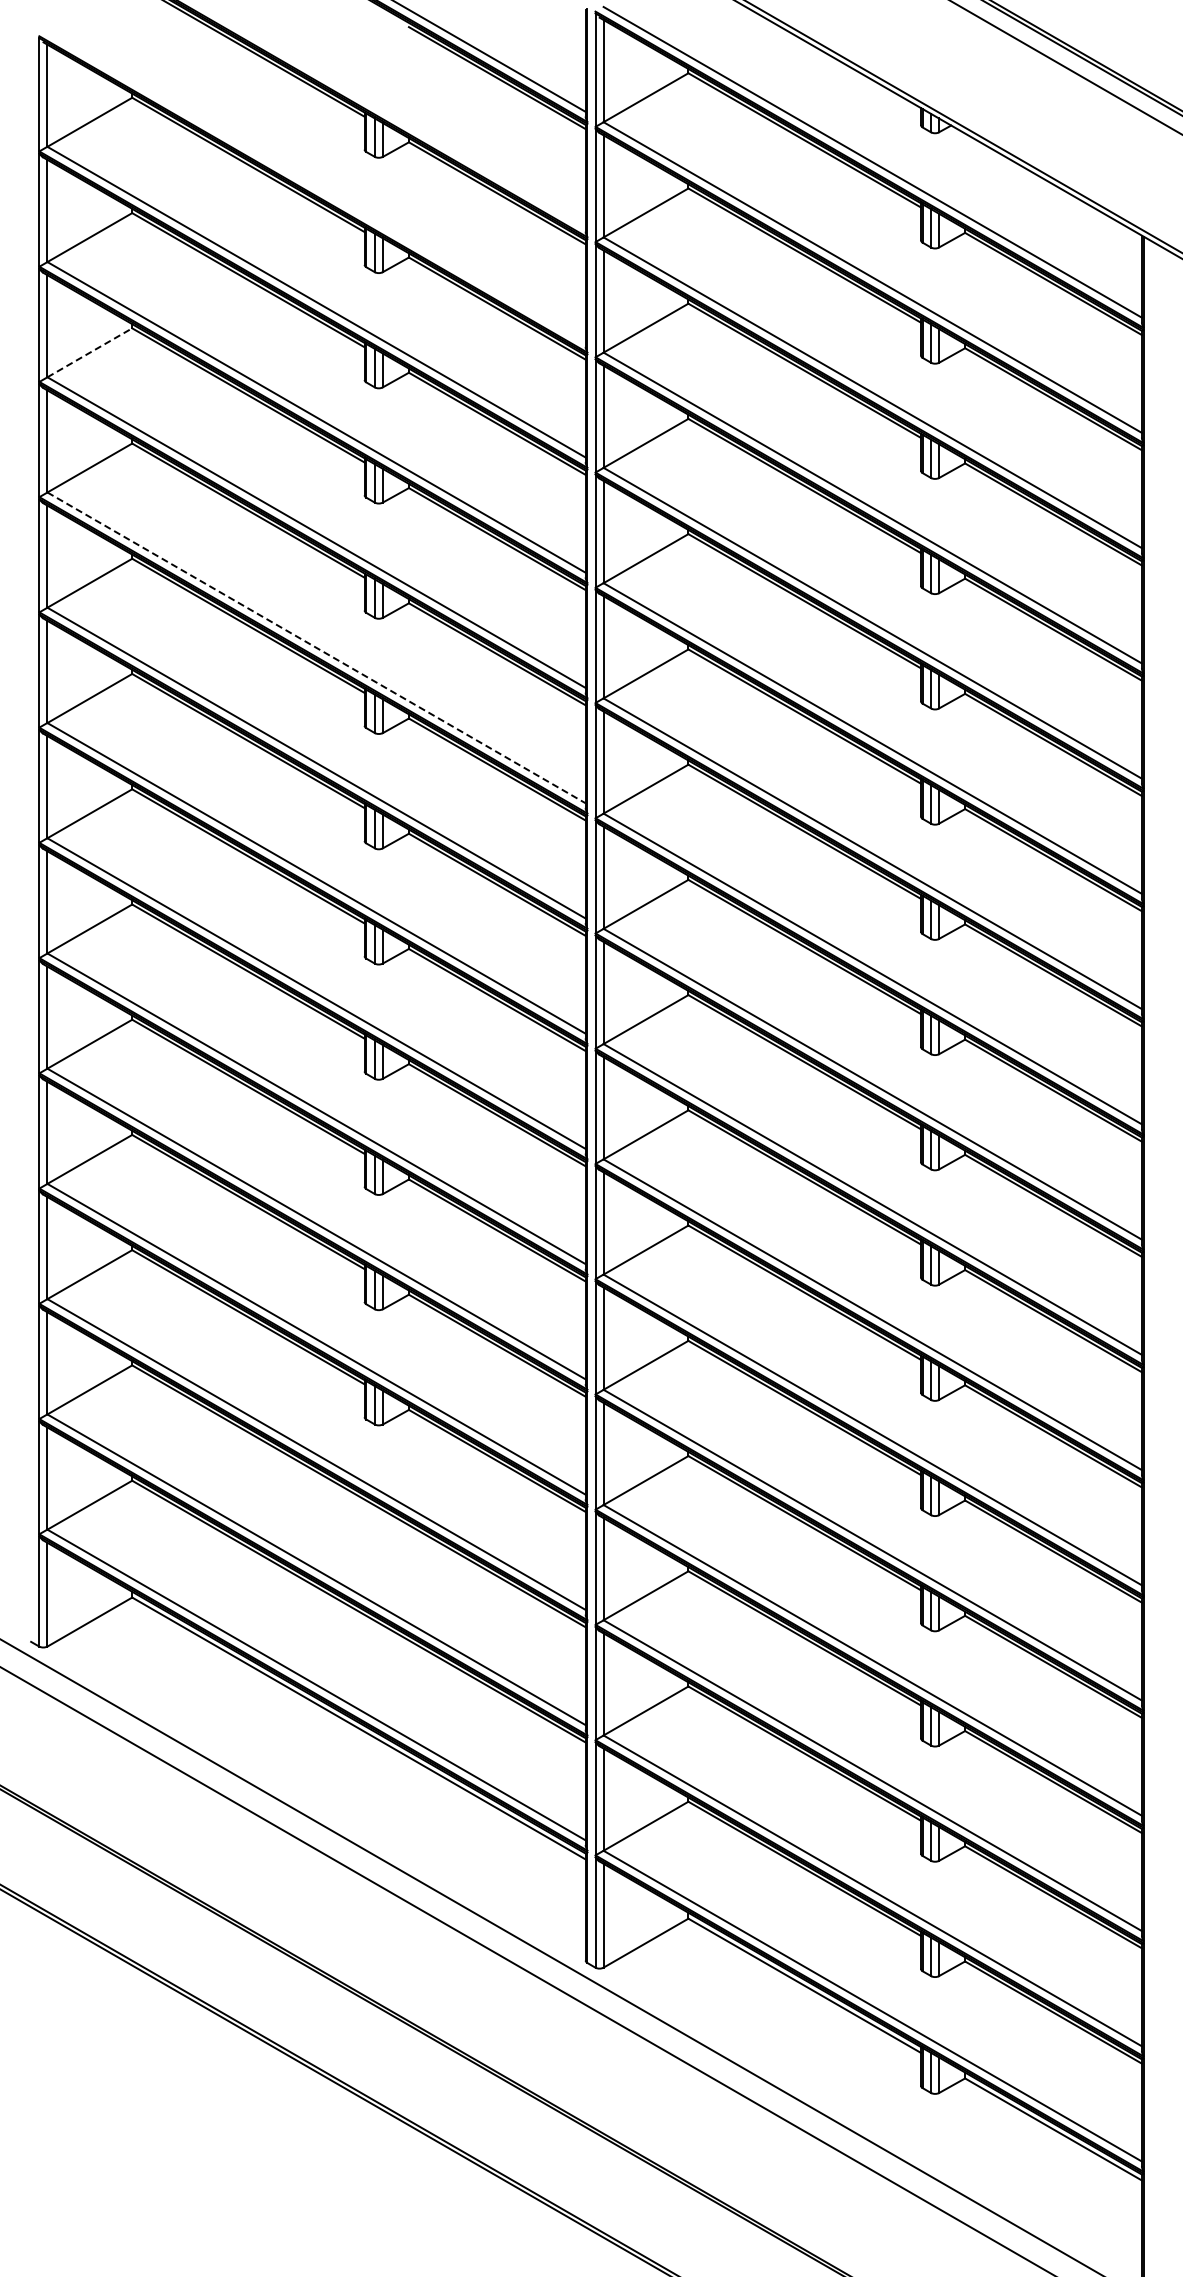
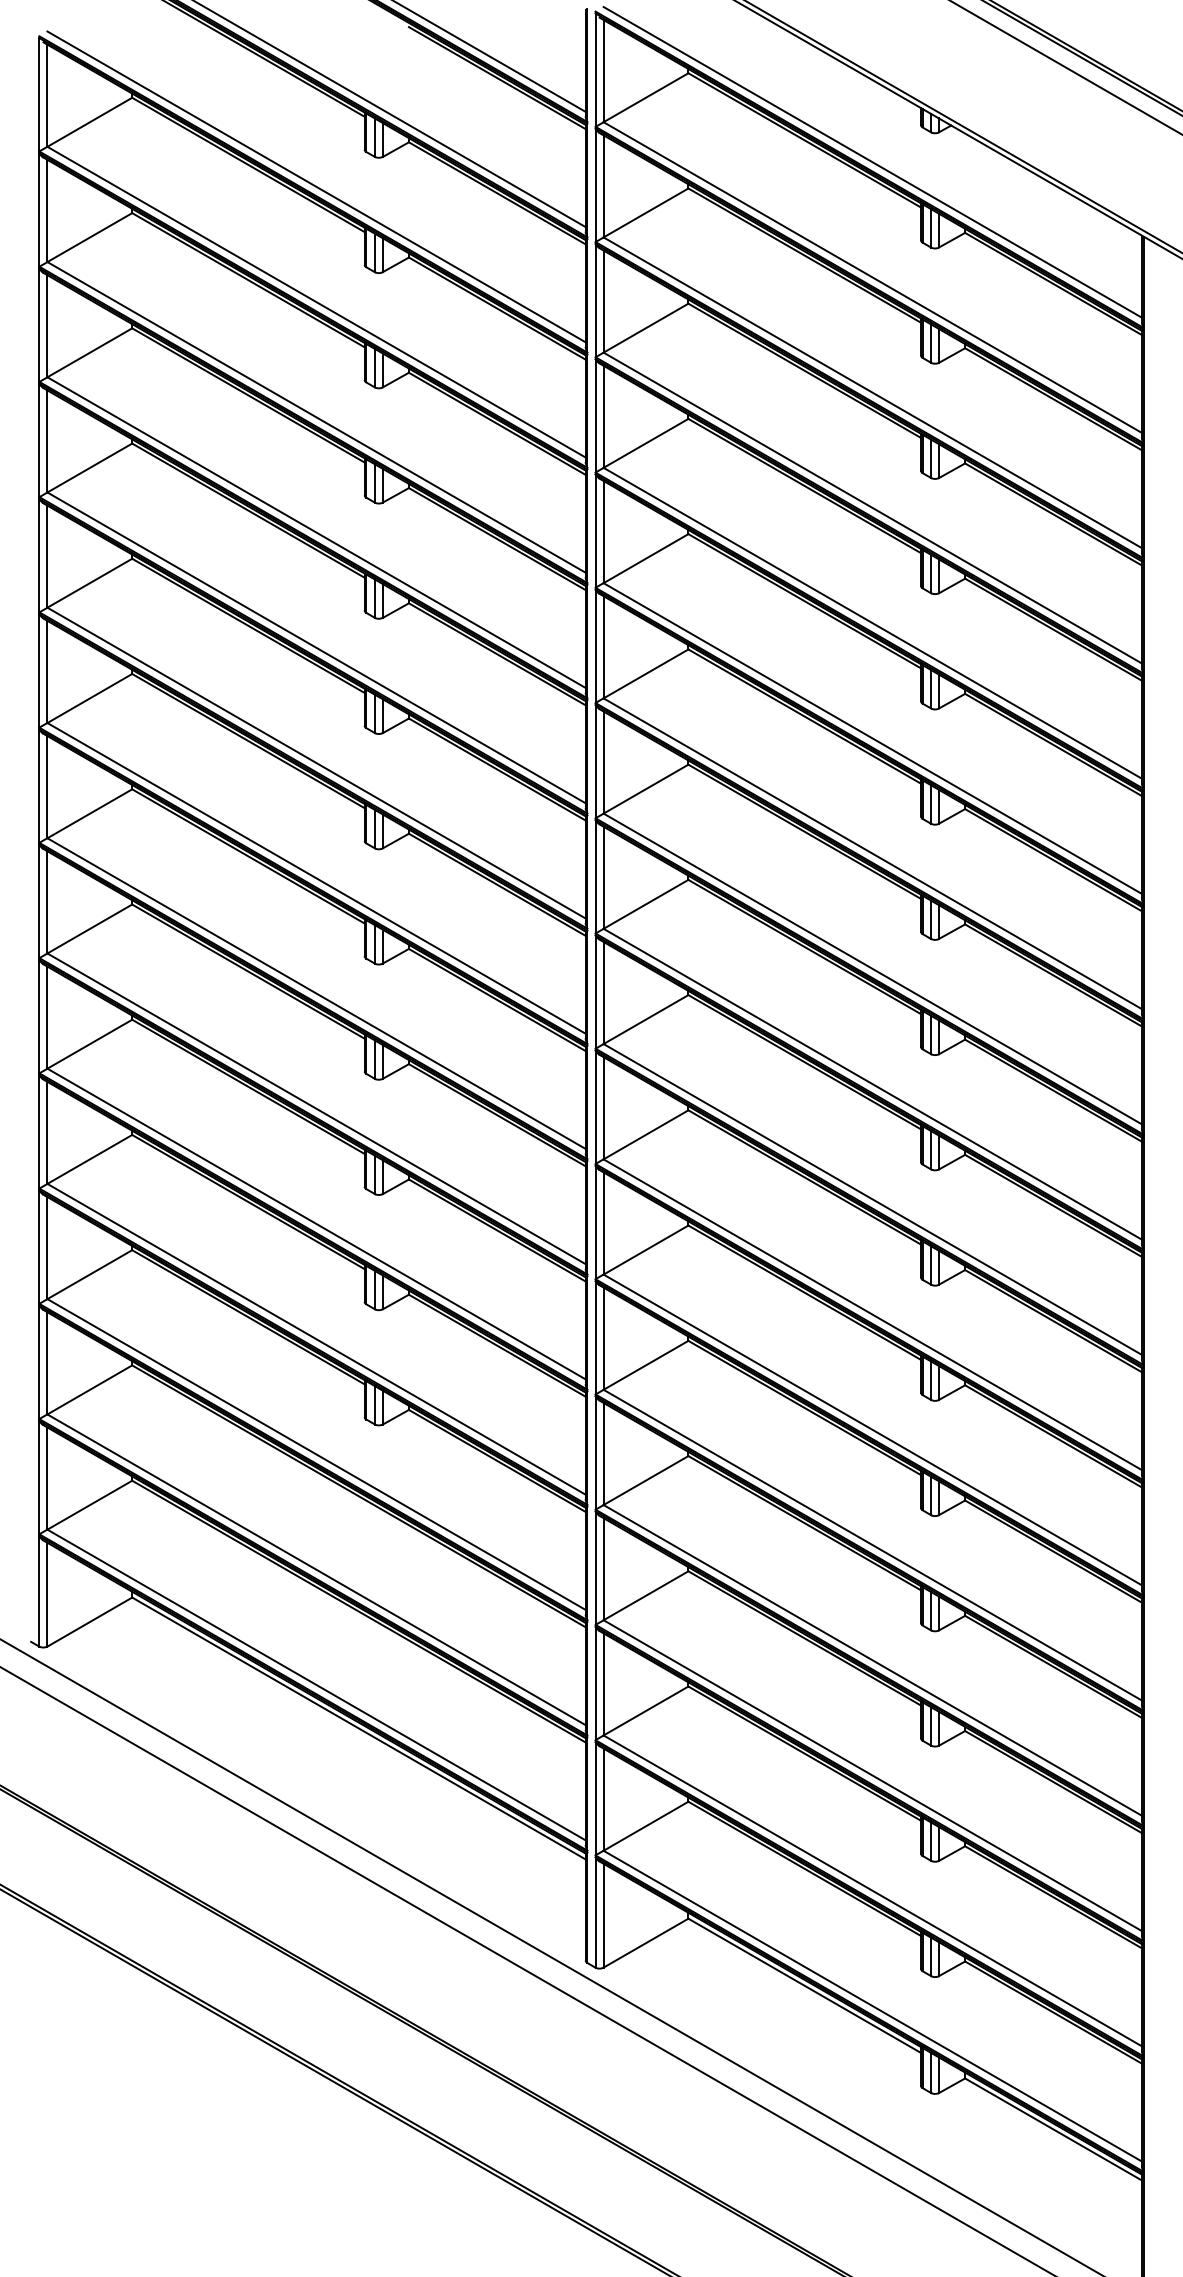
line: none -> present (390, 114)
line: none -> present (316, 186)
line: dashed -> solid (89, 352)
line: dashed -> solid (316, 647)
